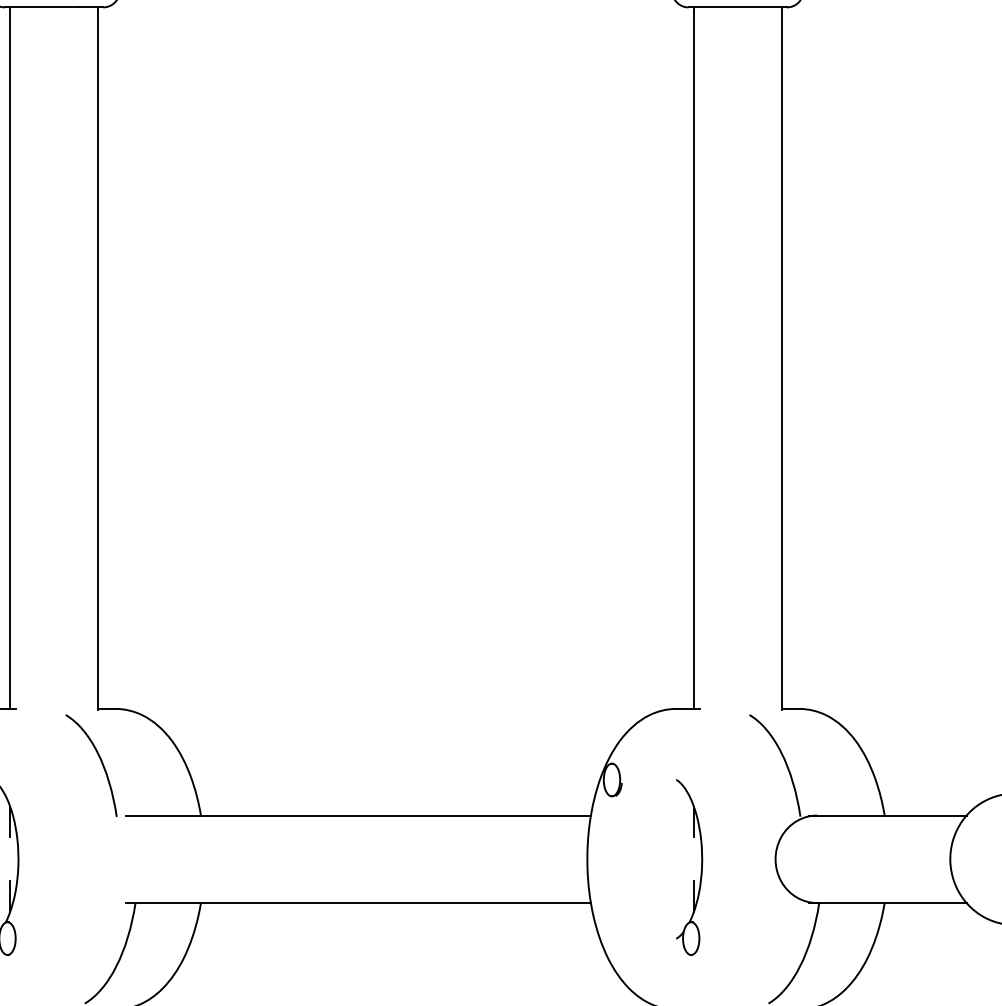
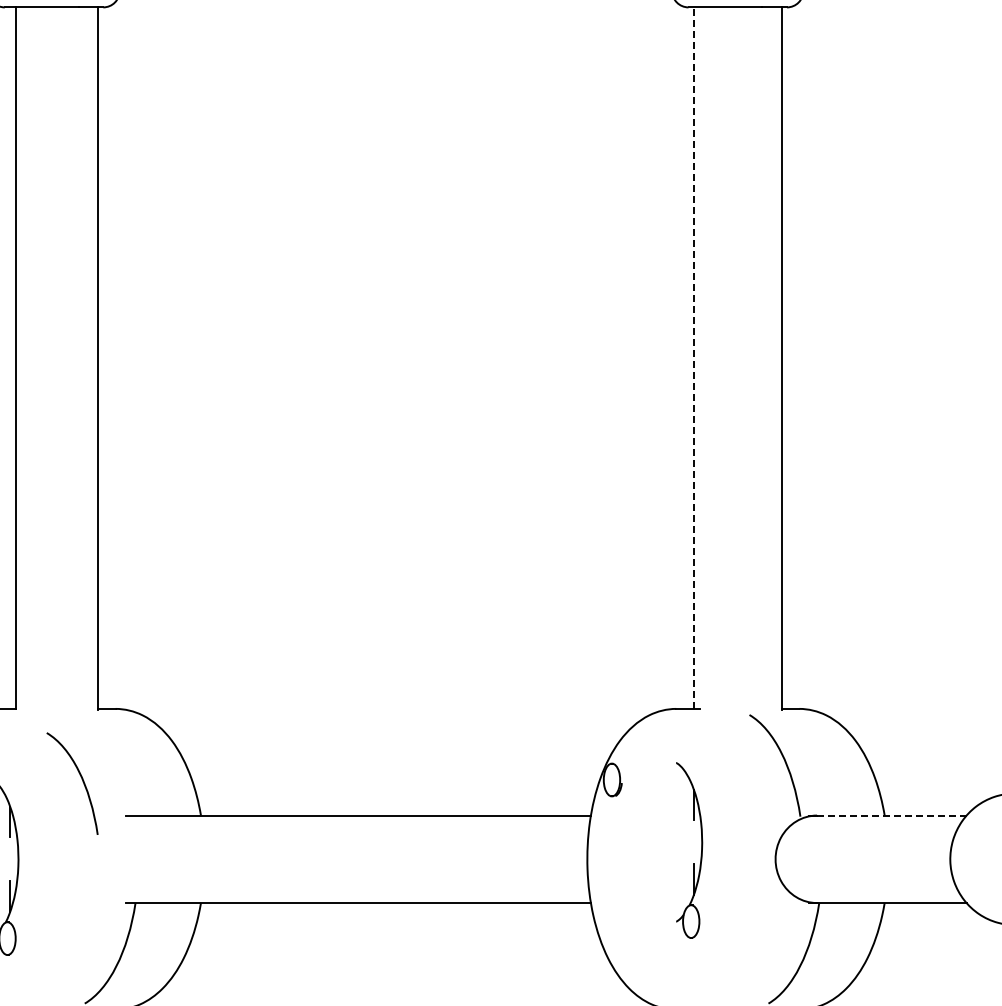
line position: (10, 357) -> (16, 357) (16, 357)
line: solid -> dashed (694, 358)
curve position: (100, 761) -> (81, 779) (81, 779)
line: solid -> dashed (891, 815)
part position: (700, 871) -> (700, 854) (700, 854)
